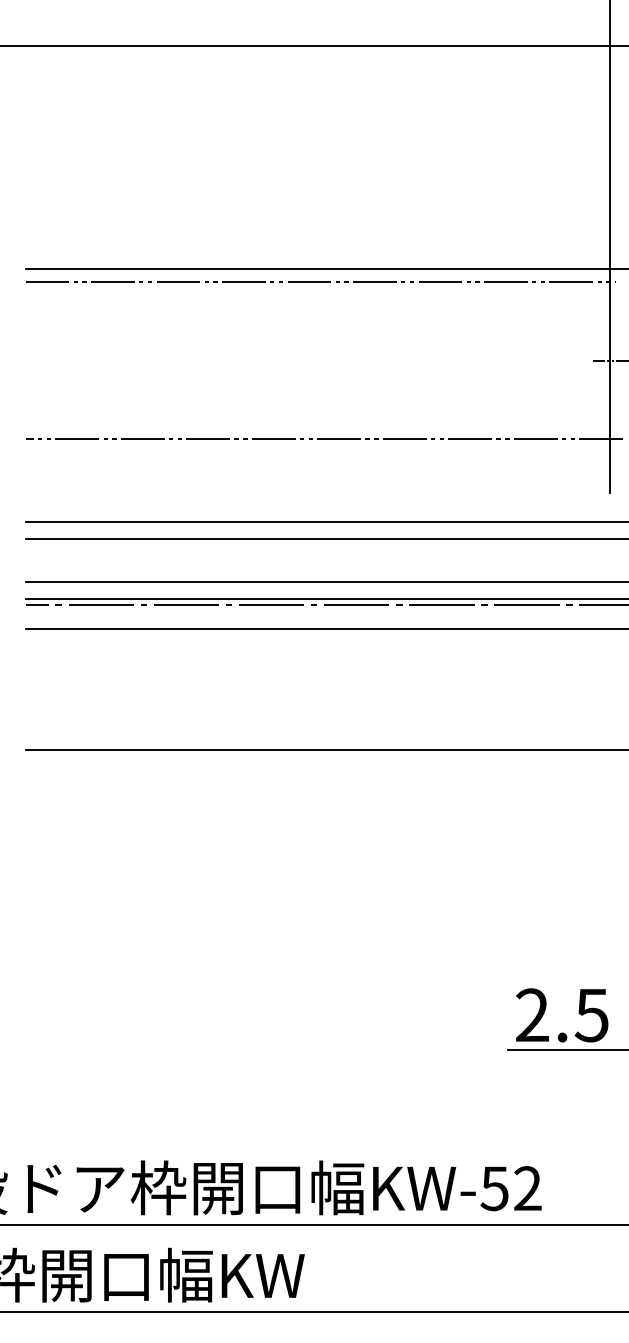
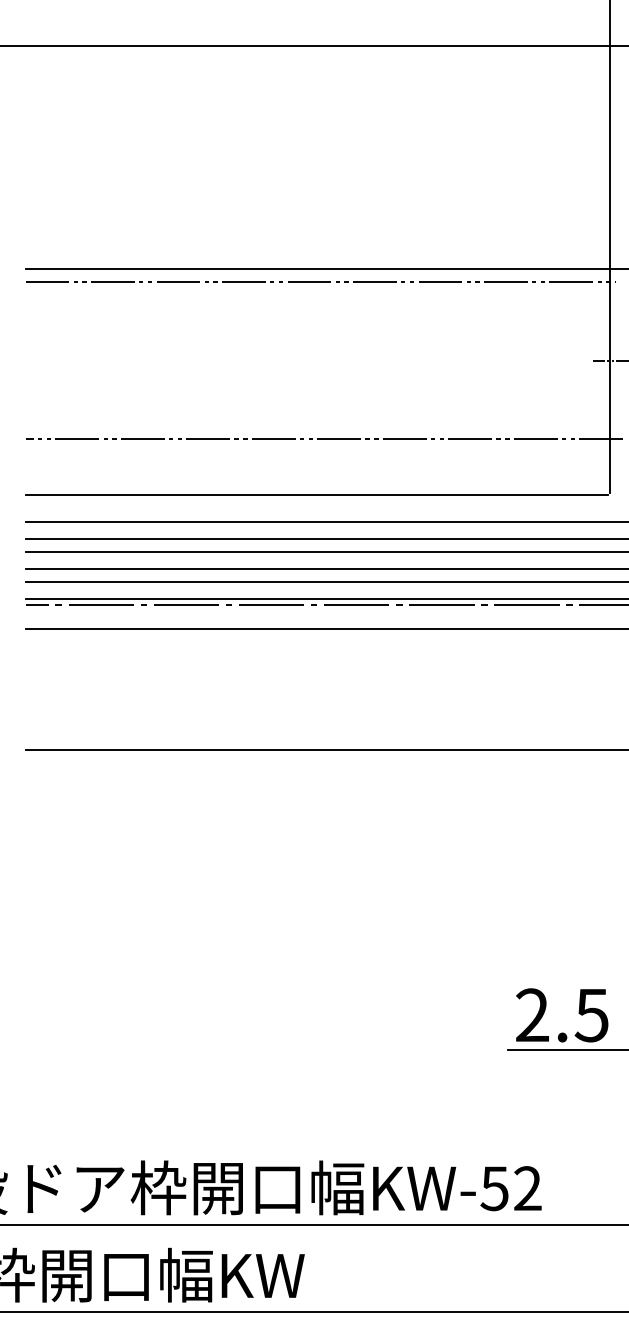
line: none -> present (316, 495)
line: none -> present (325, 551)
line: none -> present (325, 569)
